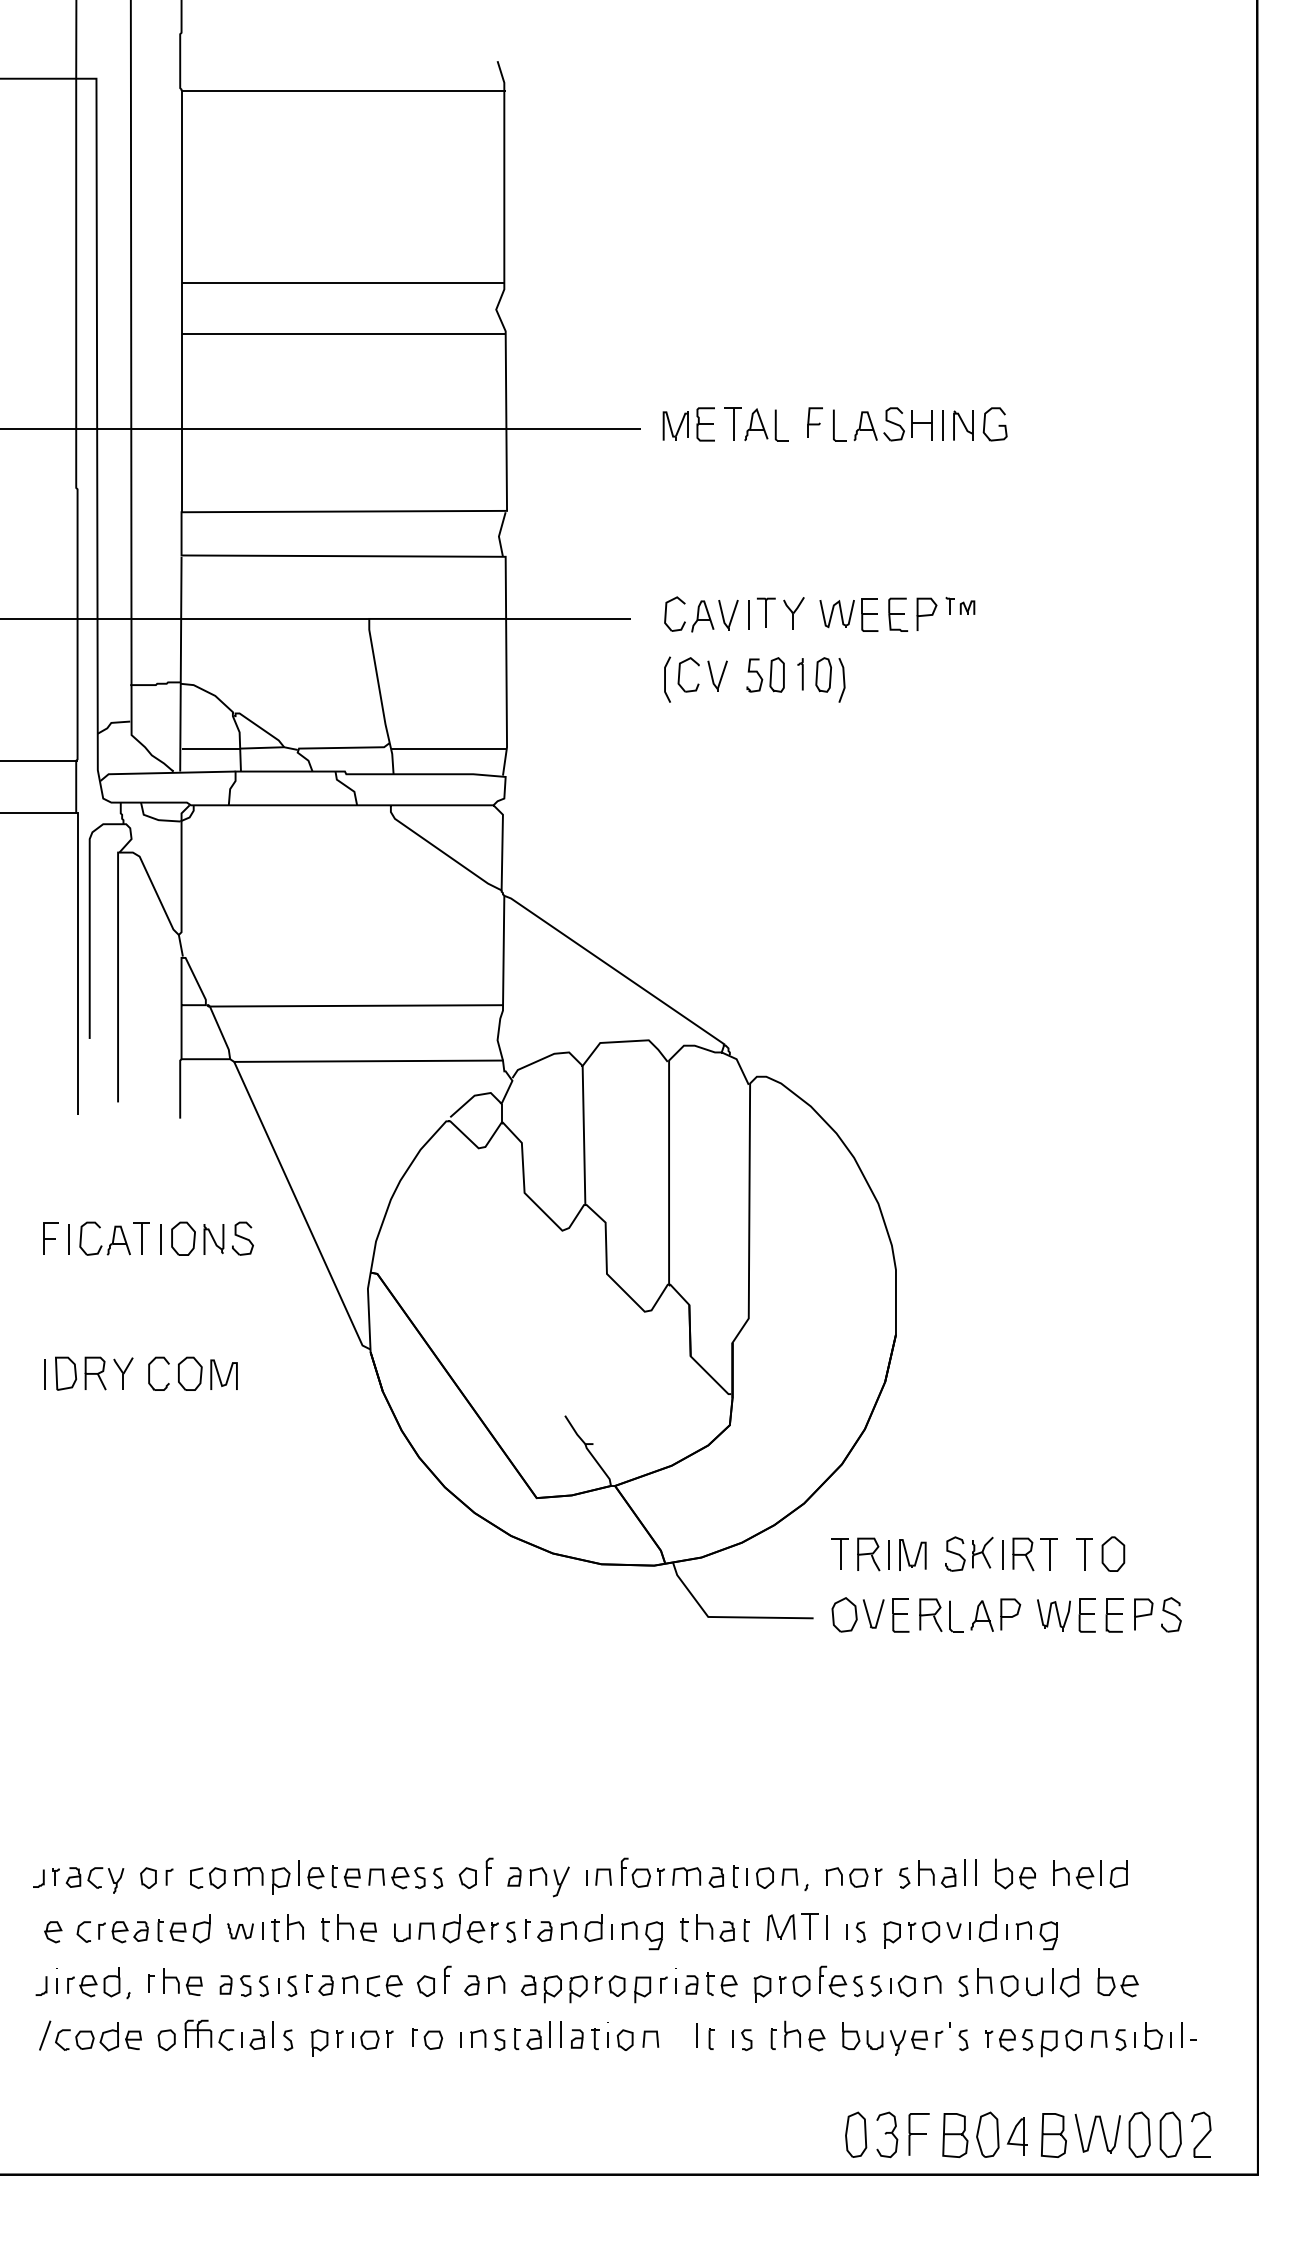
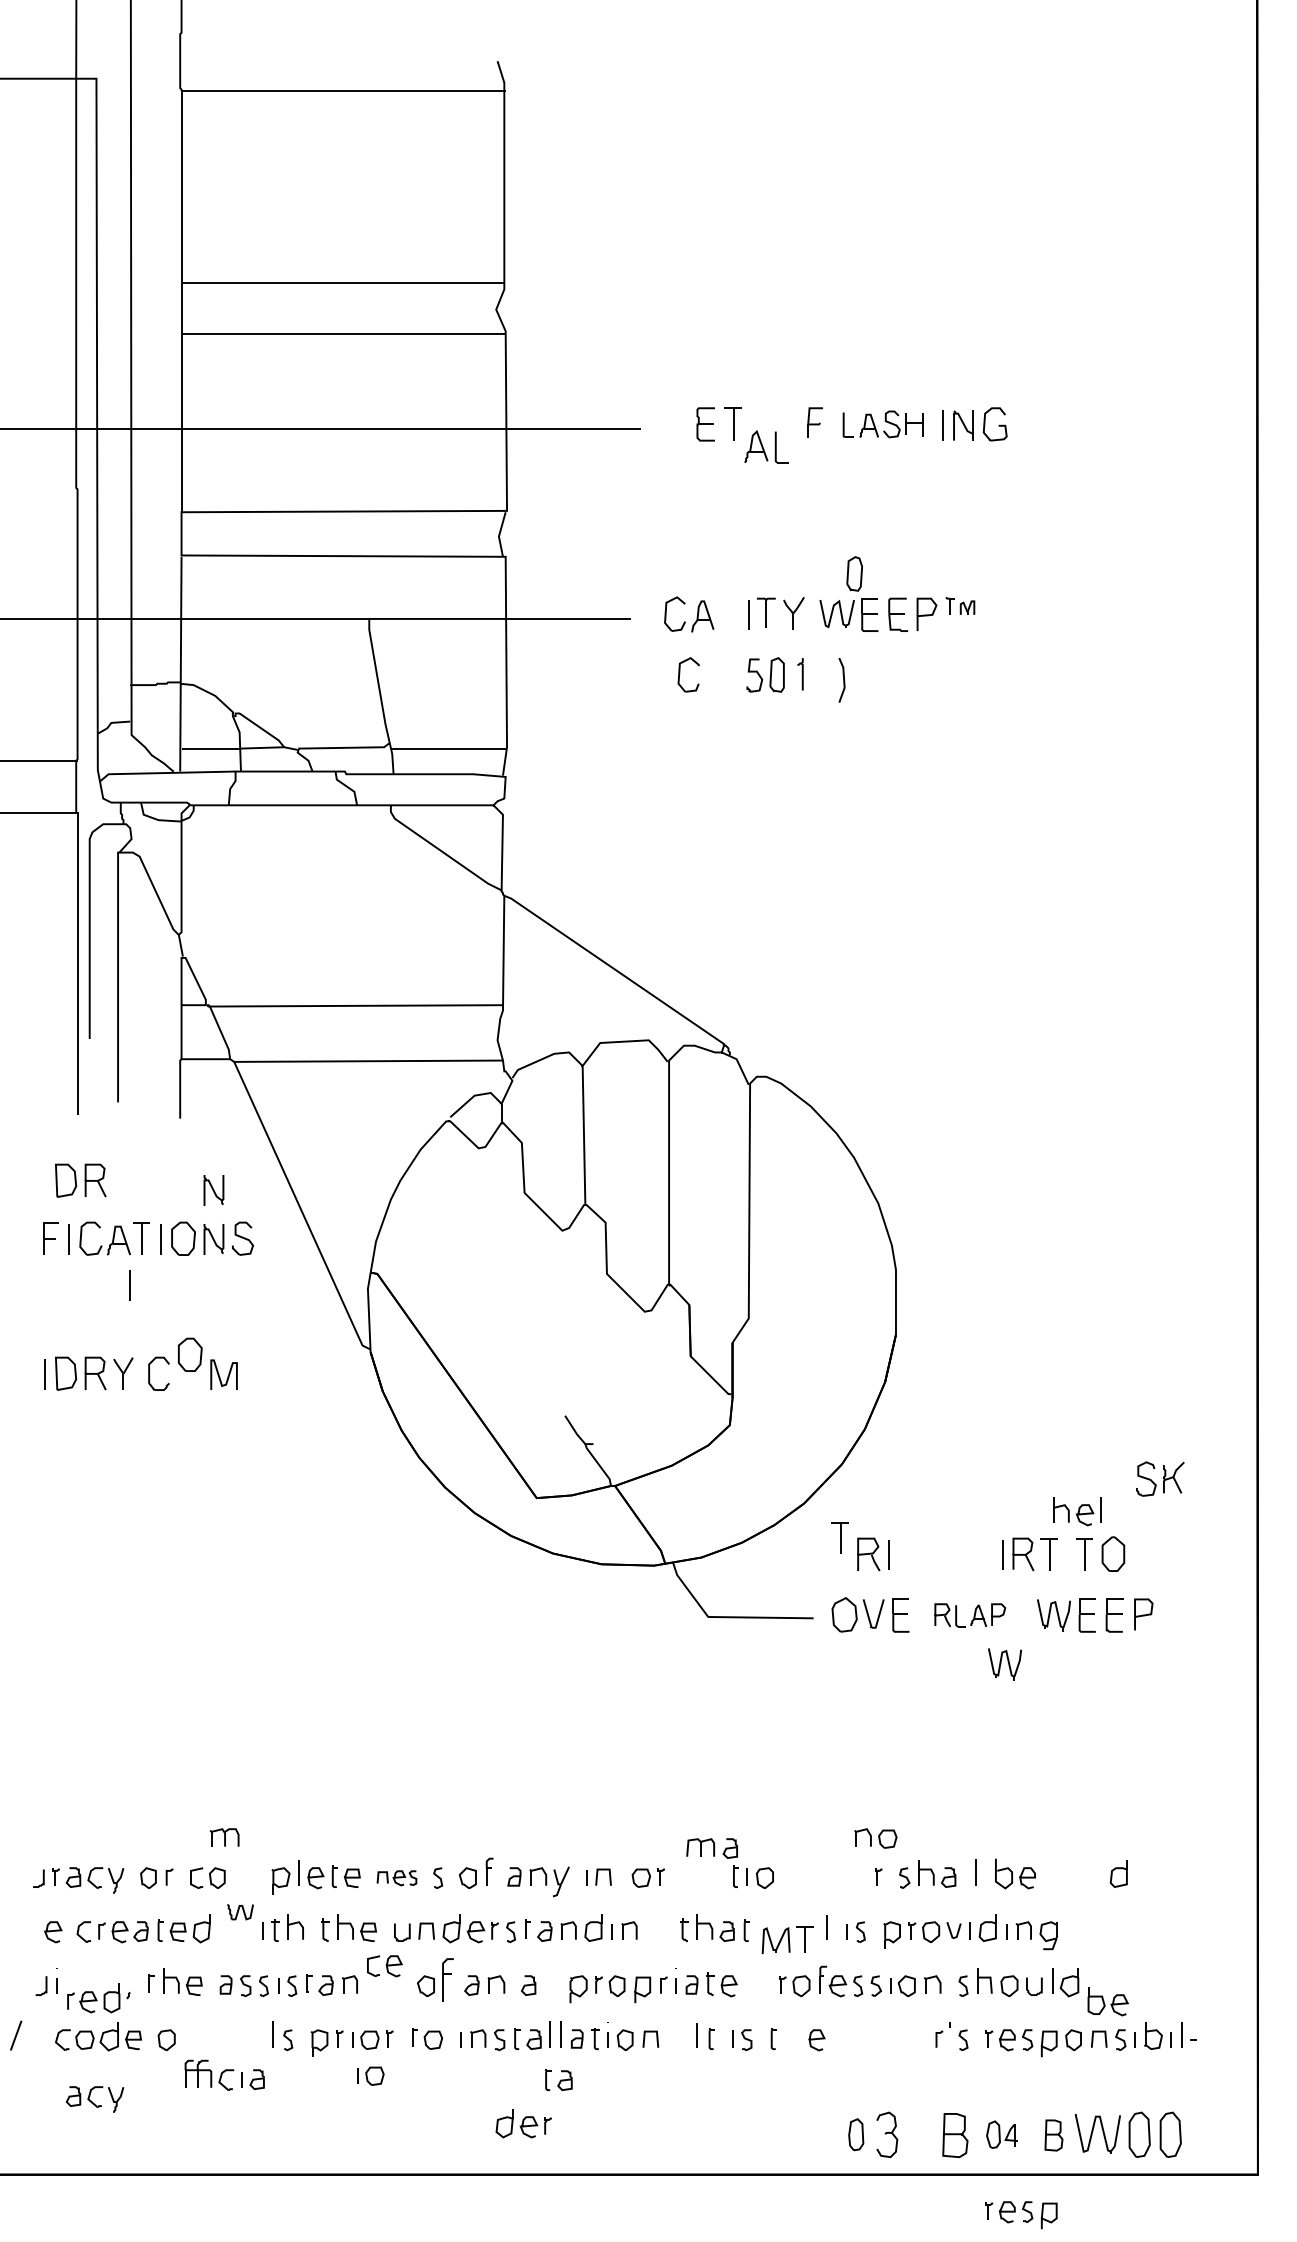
part position: (766, 424) -> (766, 446) (766, 446)
part size: 100x35 px -> 82x29 px (882, 424)
part: present -> none (675, 425)
part: present -> none (728, 614)
curve position: (817, 674) -> (848, 573) (848, 573)
part: present -> none (717, 675)
line: present -> none (665, 679)
part: none -> present (80, 1180)
part: none -> present (213, 1190)
line: none -> present (129, 1285)
part position: (190, 1373) -> (190, 1354) (190, 1354)
part position: (839, 1553) -> (839, 1537) (839, 1537)
part position: (969, 1553) -> (1160, 1478) (1160, 1478)
part: present -> none (912, 1554)
part: present -> none (1171, 1614)
part size: 103x35 px -> 73x25 px (970, 1615)
part: none -> present (1004, 1664)
part: present -> none (624, 1871)
line: present -> none (964, 1872)
part position: (1077, 1874) -> (1077, 1511) (1077, 1511)
part position: (248, 1876) -> (224, 1837) (224, 1837)
part position: (697, 1877) -> (711, 1848) (711, 1848)
part position: (846, 1877) -> (875, 1838) (875, 1838)
part size: 58x23 px -> 42x17 px (396, 1878)
part: present -> none (794, 1879)
part position: (792, 1926) -> (787, 1939) (787, 1939)
part position: (240, 1931) -> (240, 1912) (240, 1912)
part: present -> none (653, 1935)
part size: 8x29 px -> 12x44 px (447, 1979)
part position: (93, 1982) -> (93, 1998) (93, 1998)
part position: (1117, 1982) -> (1107, 2001) (1107, 2001)
part position: (384, 1986) -> (384, 1966) (384, 1966)
part: present -> none (762, 1988)
part: present -> none (552, 1989)
part: present -> none (792, 2033)
part position: (224, 2034) -> (224, 2074) (224, 2074)
line position: (45, 2035) -> (16, 2035) (16, 2035)
part: present -> none (884, 2038)
part: none -> present (370, 2075)
part: none -> present (558, 2079)
part: none -> present (94, 2099)
part: none -> present (523, 2123)
part size: 23x47 px -> 17x34 px (856, 2134)
part: present -> none (918, 2134)
part size: 52x47 px -> 32x29 px (1001, 2134)
part: present -> none (1201, 2134)
part size: 26x45 px -> 20x33 px (1053, 2135)
part: none -> present (1021, 2215)
